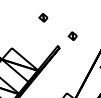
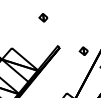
part position: (72, 35) -> (83, 50) (83, 50)
